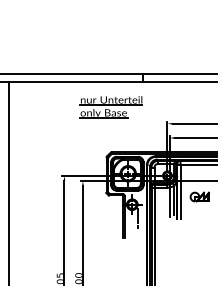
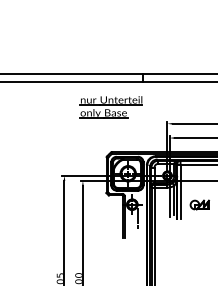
line: present -> none (9, 182)
part position: (199, 196) -> (199, 204) (199, 204)
